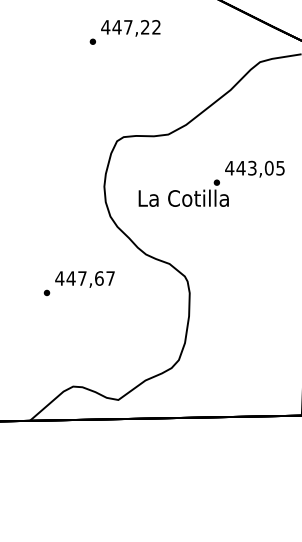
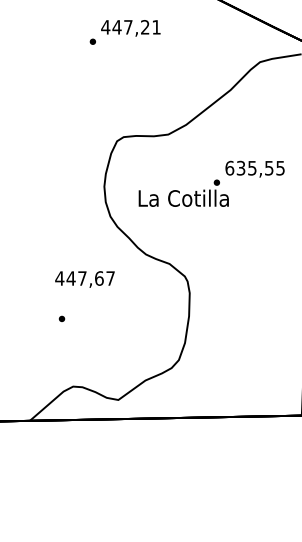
text: 447,22 -> 447,21 (156, 27)
text: 443,05 -> 635,55 (249, 167)
part position: (46, 292) -> (61, 318) (61, 318)
